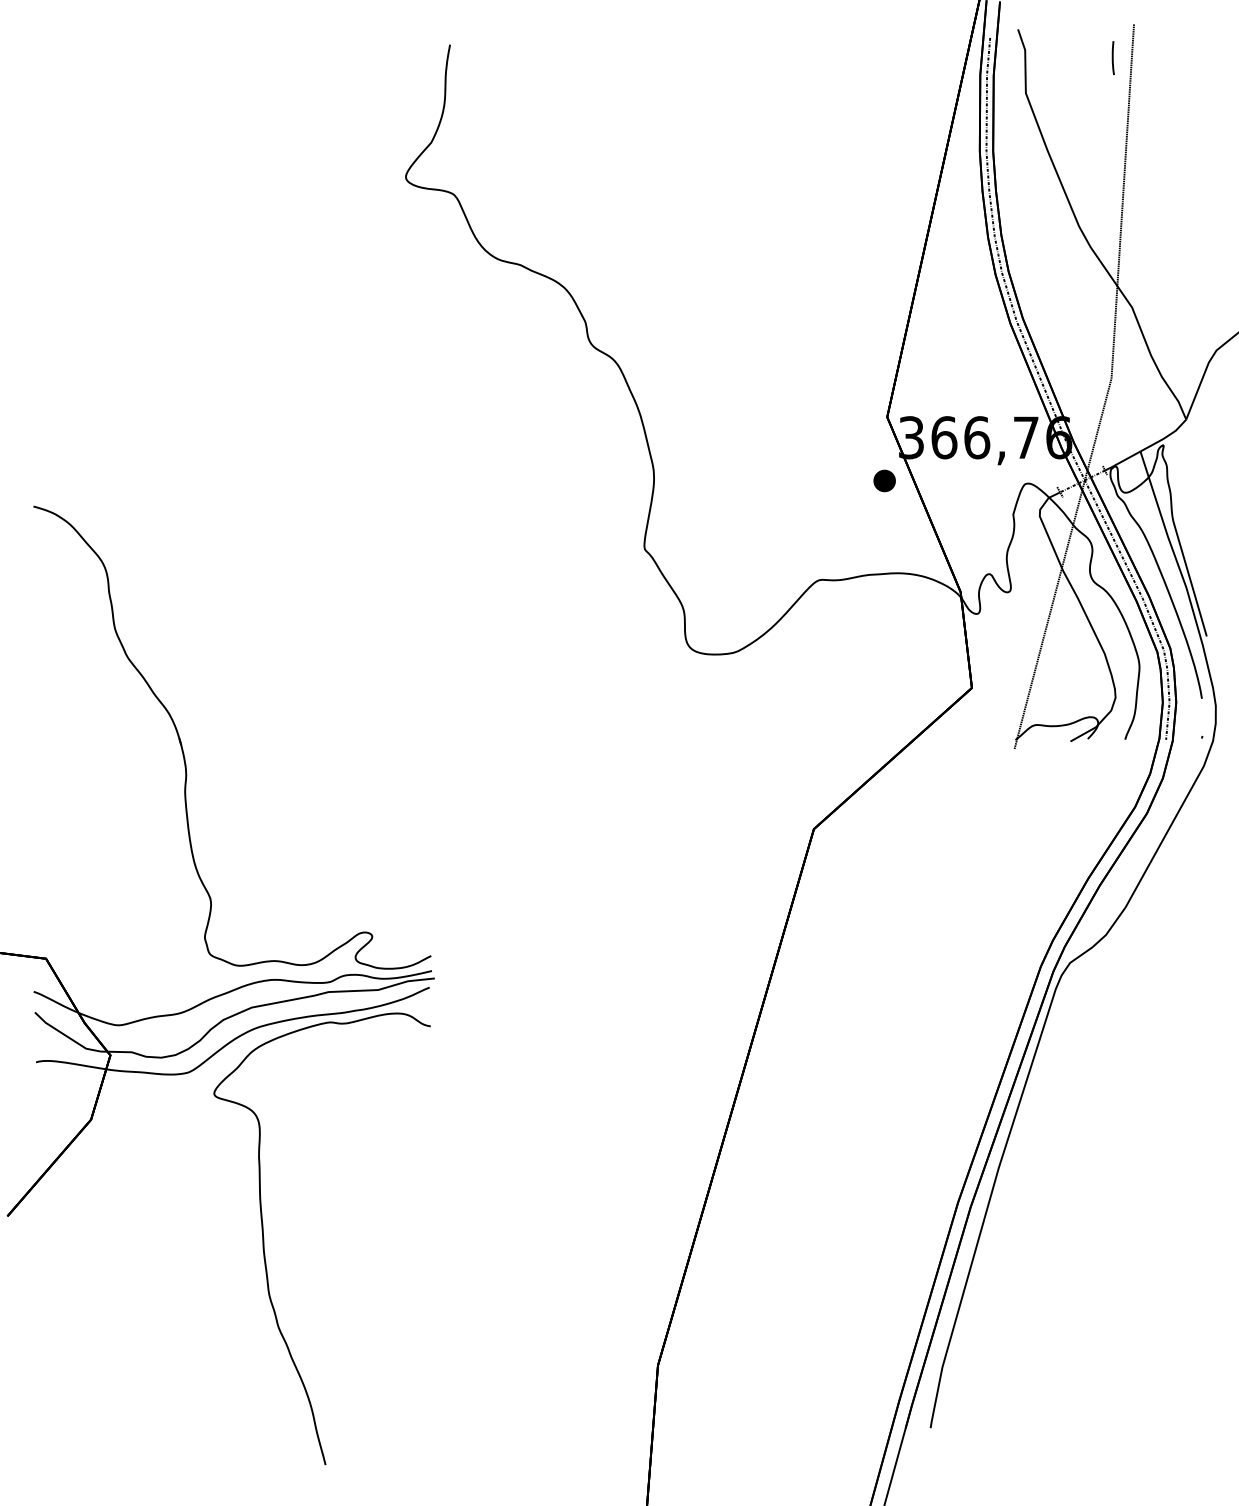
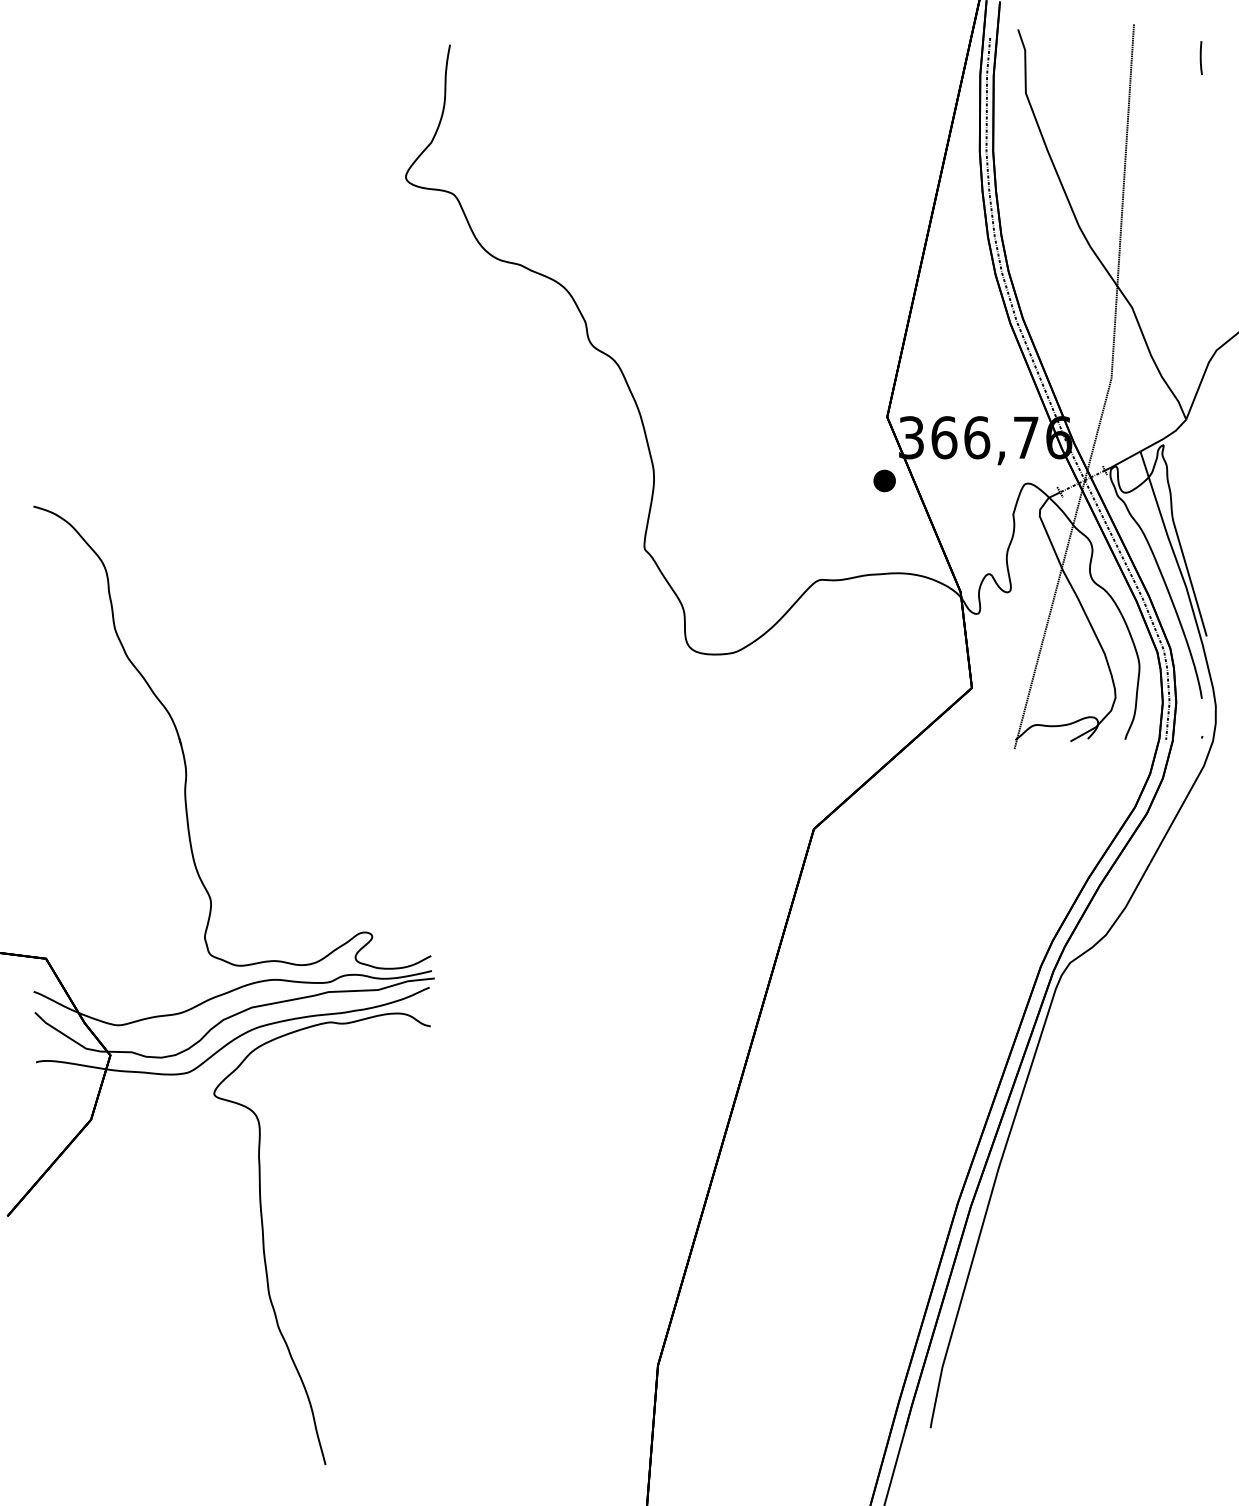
line position: (1112, 58) -> (1200, 58) (1200, 58)
